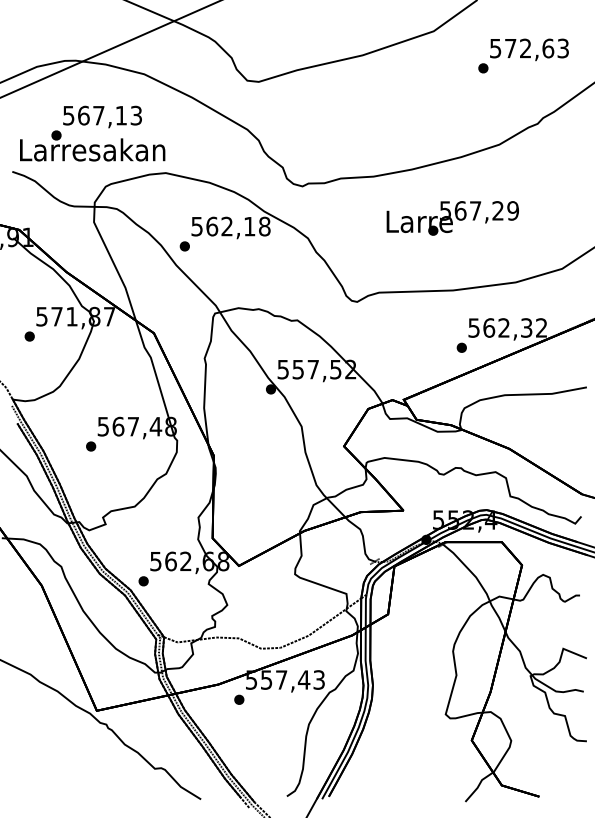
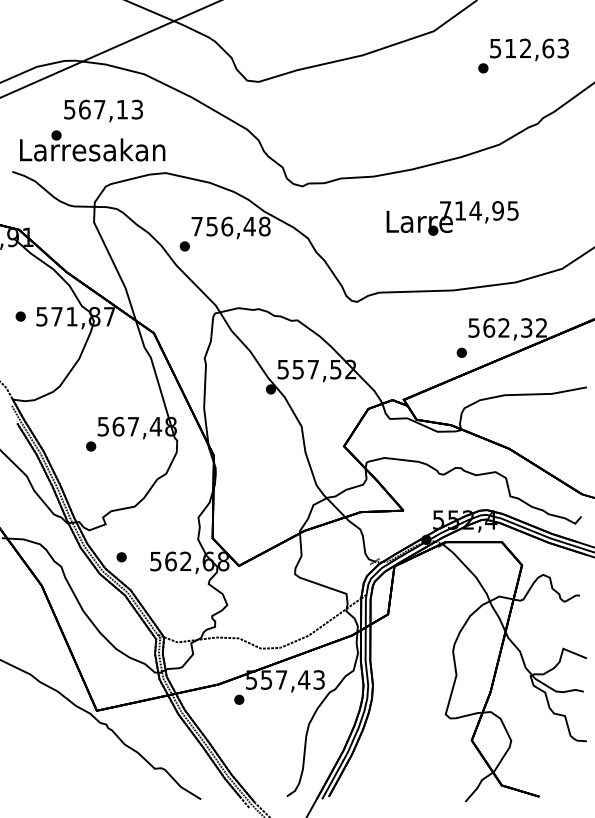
text: 572,63 -> 512,63 (510, 48)
text position: (102, 116) -> (103, 110) (103, 110)
text: 567,29 -> 714,95 (479, 210)
text: 562,18 -> 756,48 (223, 226)
part position: (29, 336) -> (20, 316) (20, 316)
part position: (461, 347) -> (461, 352) (461, 352)
part position: (143, 581) -> (121, 557) (121, 557)
